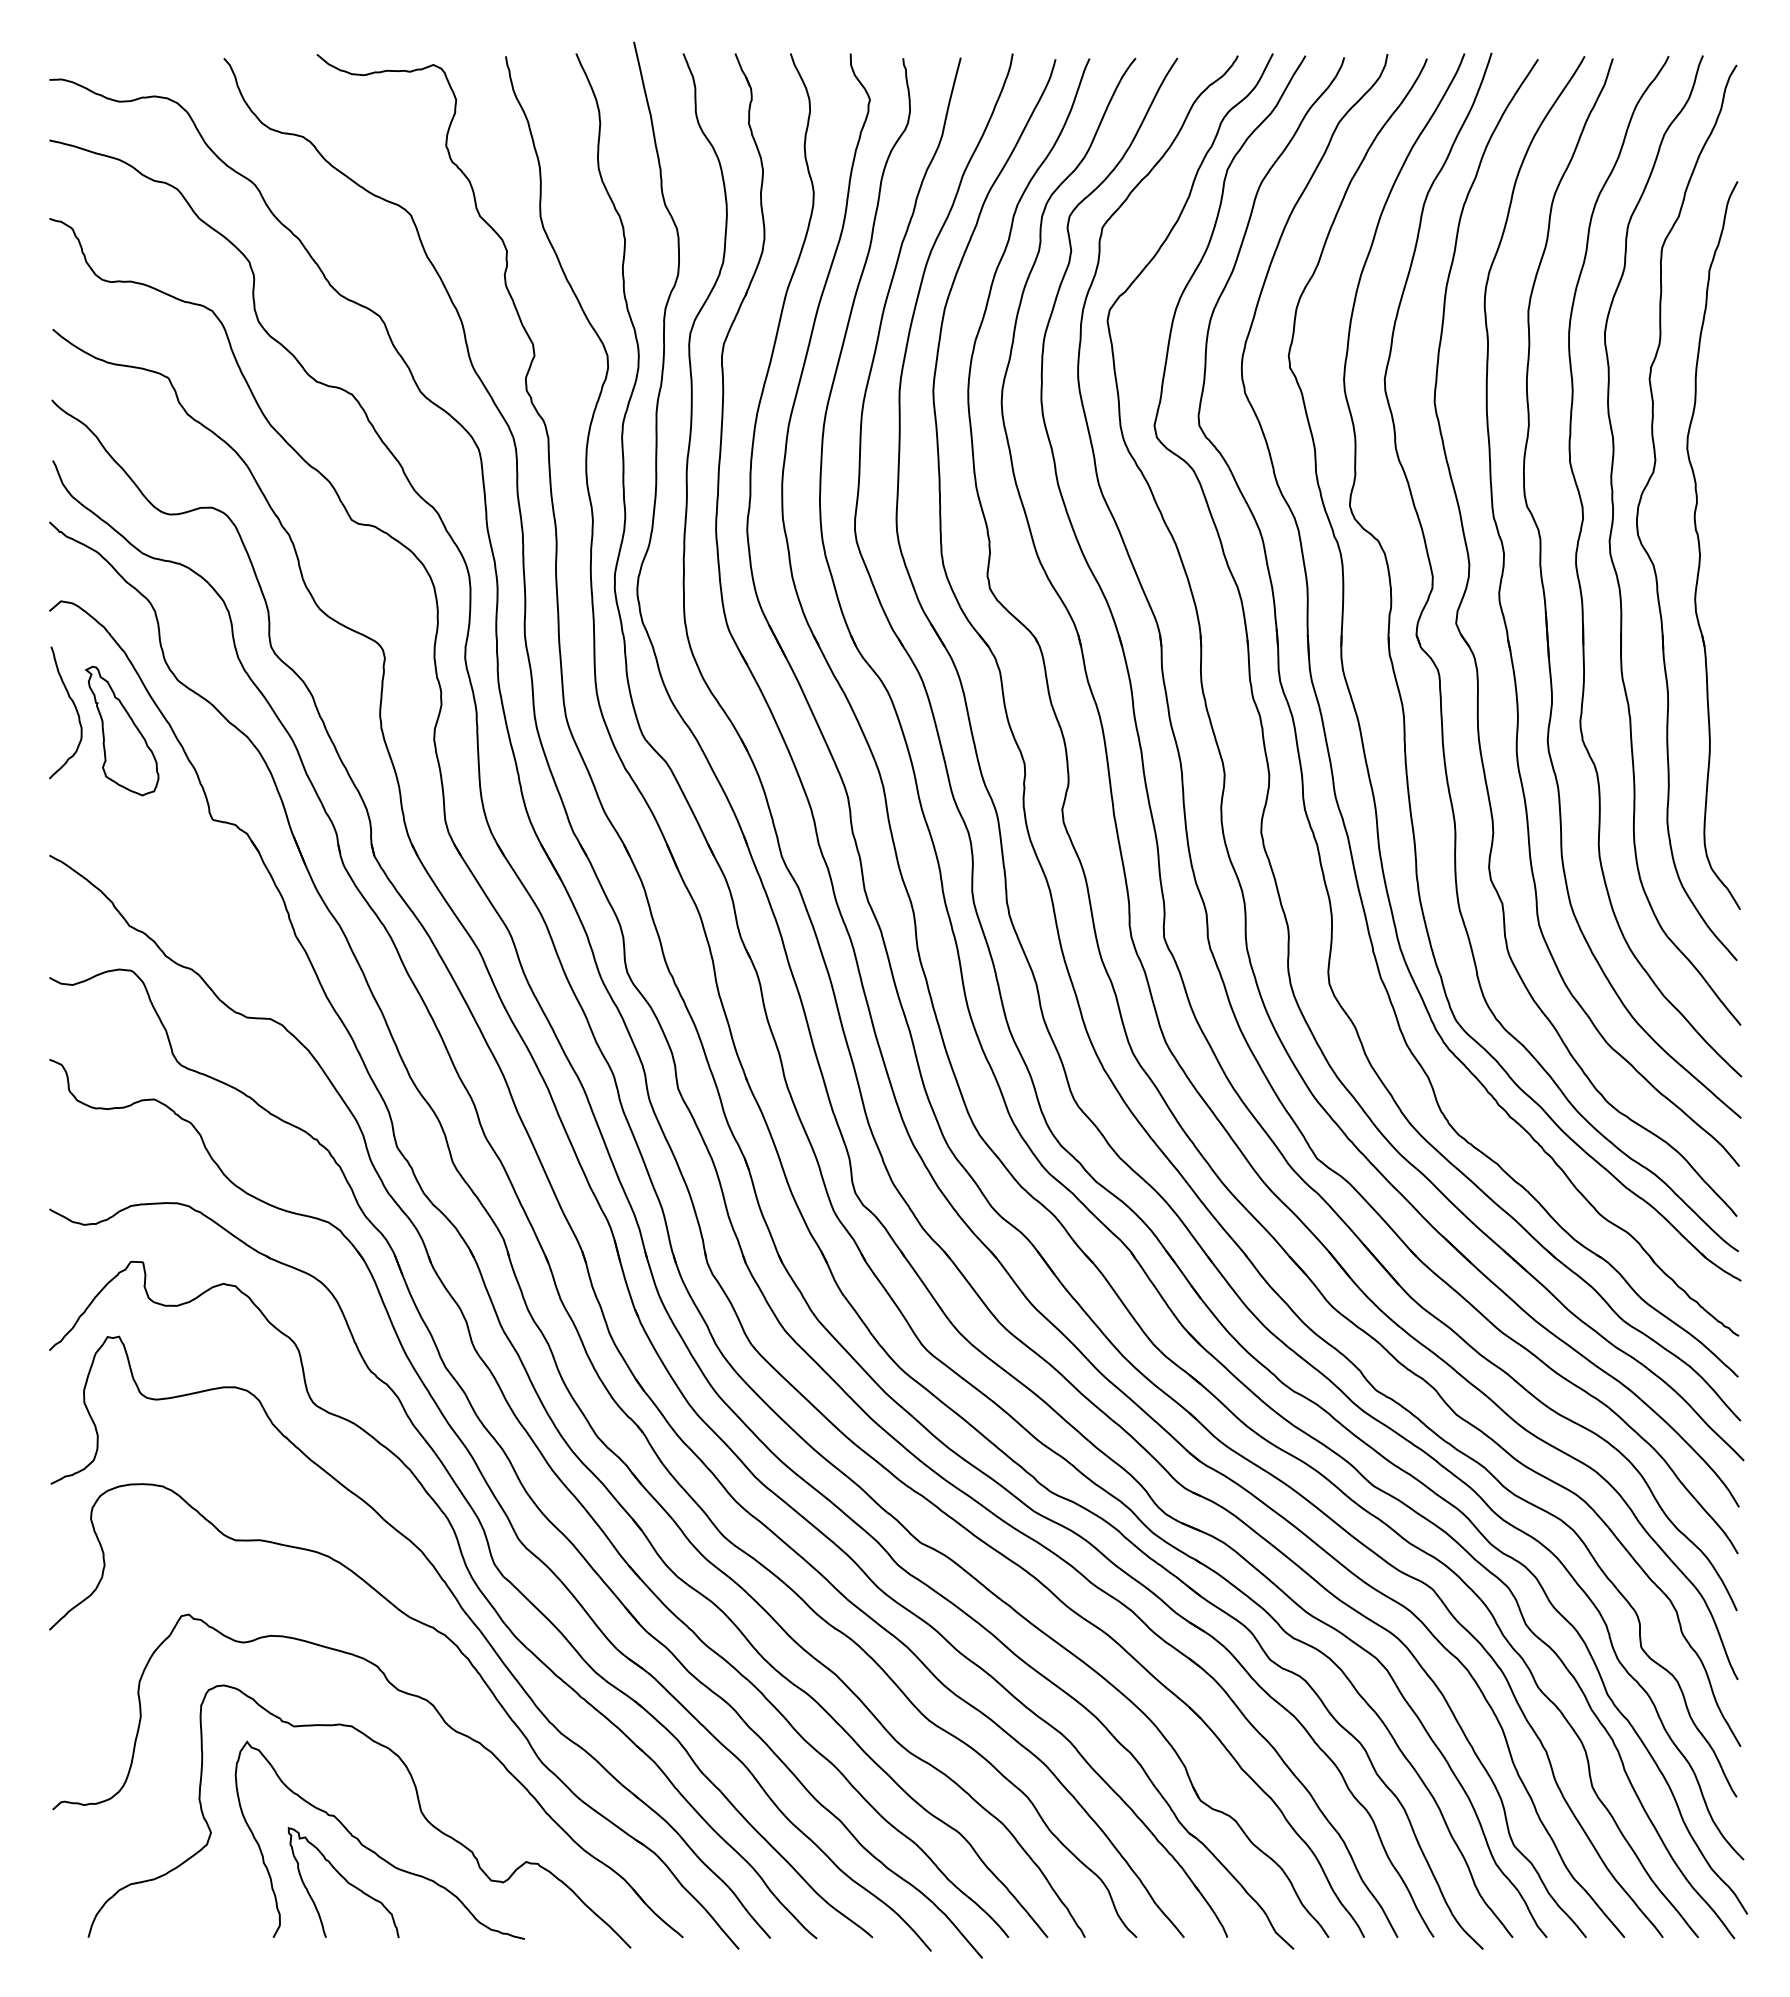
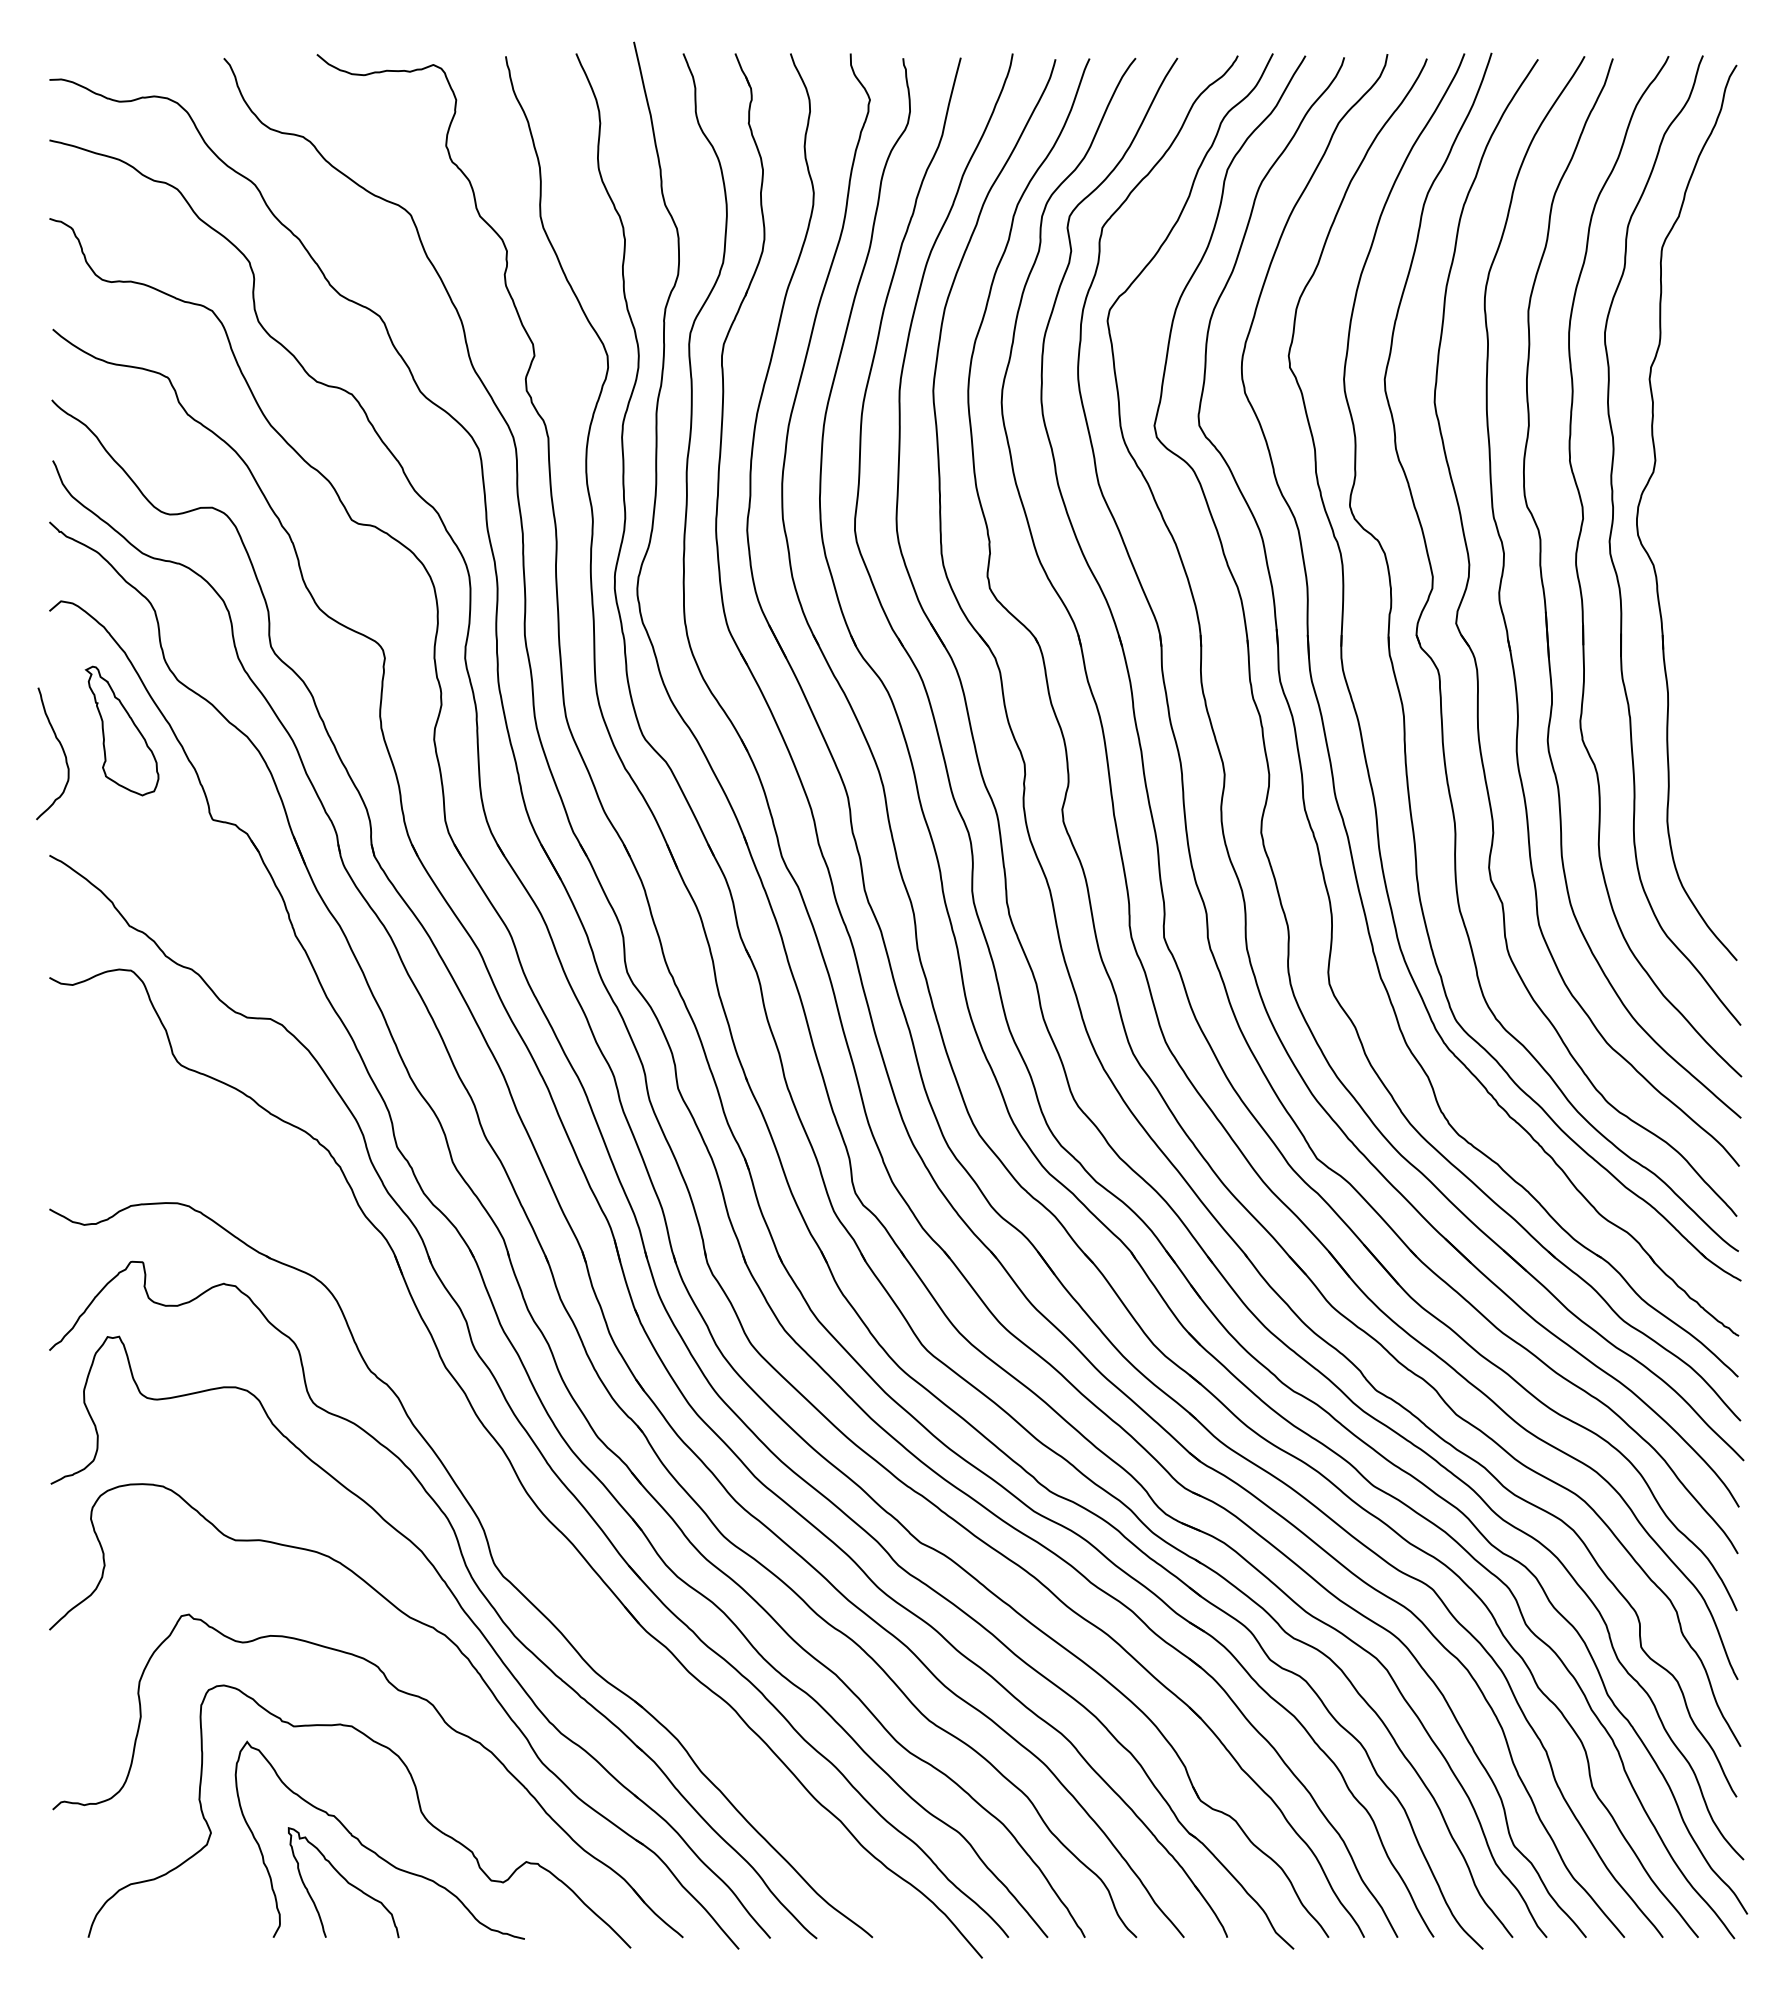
part: present -> none (1700, 545)
curve position: (75, 710) -> (62, 751) (62, 751)
part: present -> none (496, 1501)
